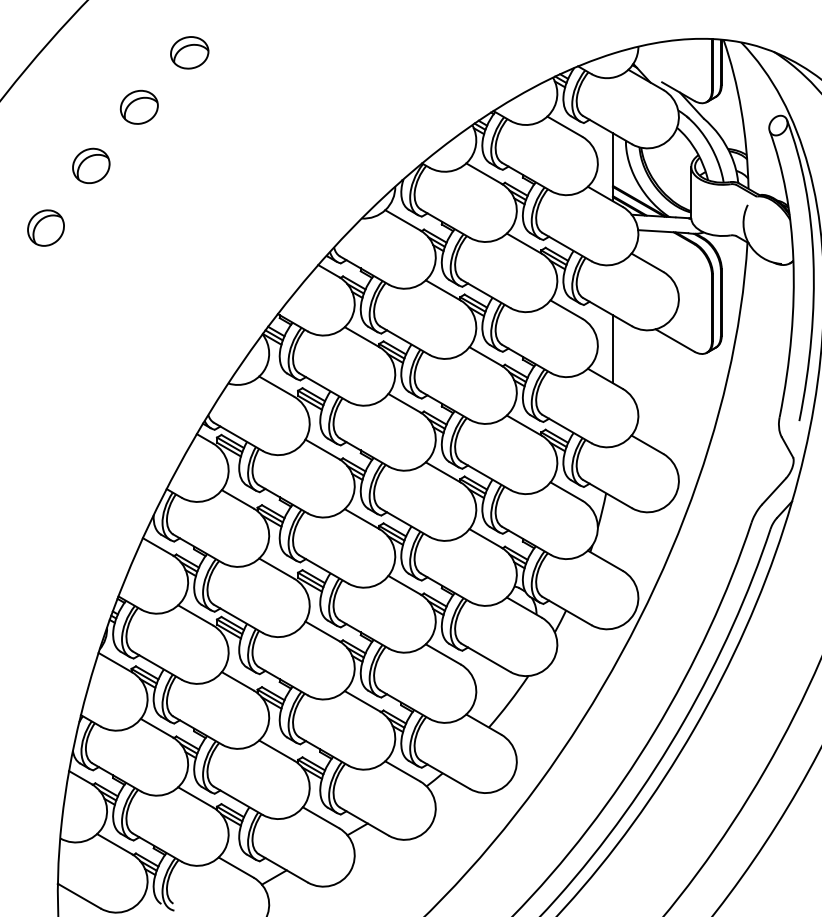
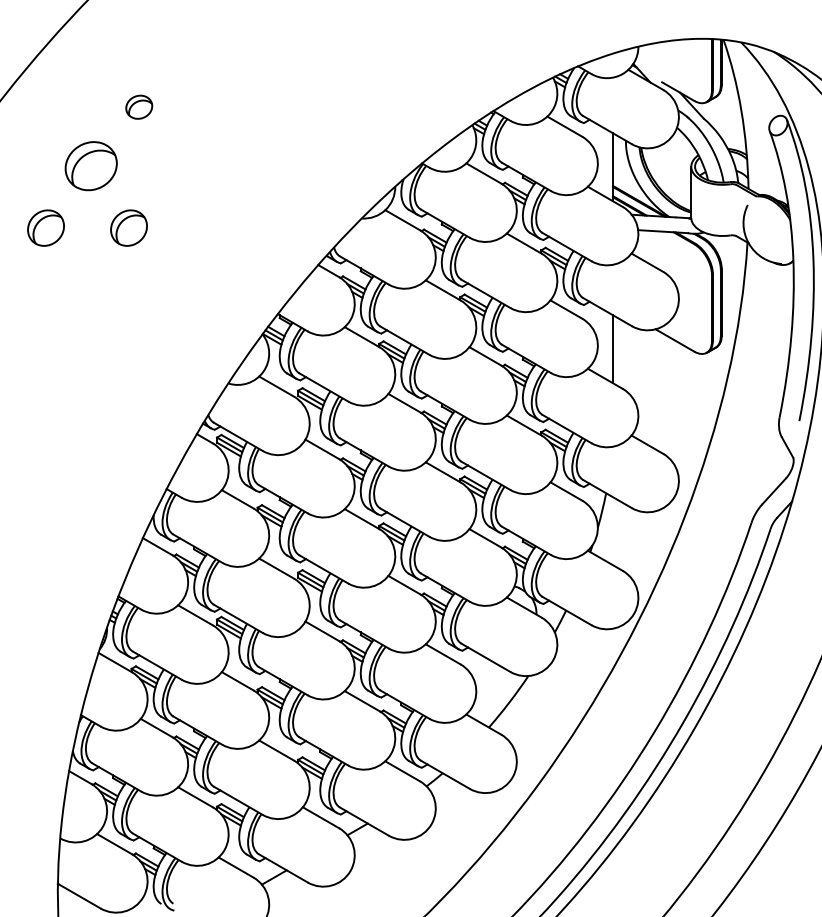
part: present -> none (189, 52)
part size: 40x36 px -> 29x26 px (139, 106)
part size: 39x37 px -> 54x51 px (90, 166)
part: none -> present (128, 227)
